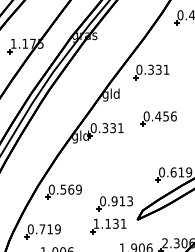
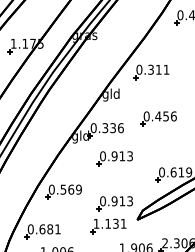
text: 0.331 -> 0.311 (158, 69)
text: 0.331 -> 0.336 (120, 128)
part: none -> present (114, 158)
text: 0.719 -> 0.681 (49, 229)
